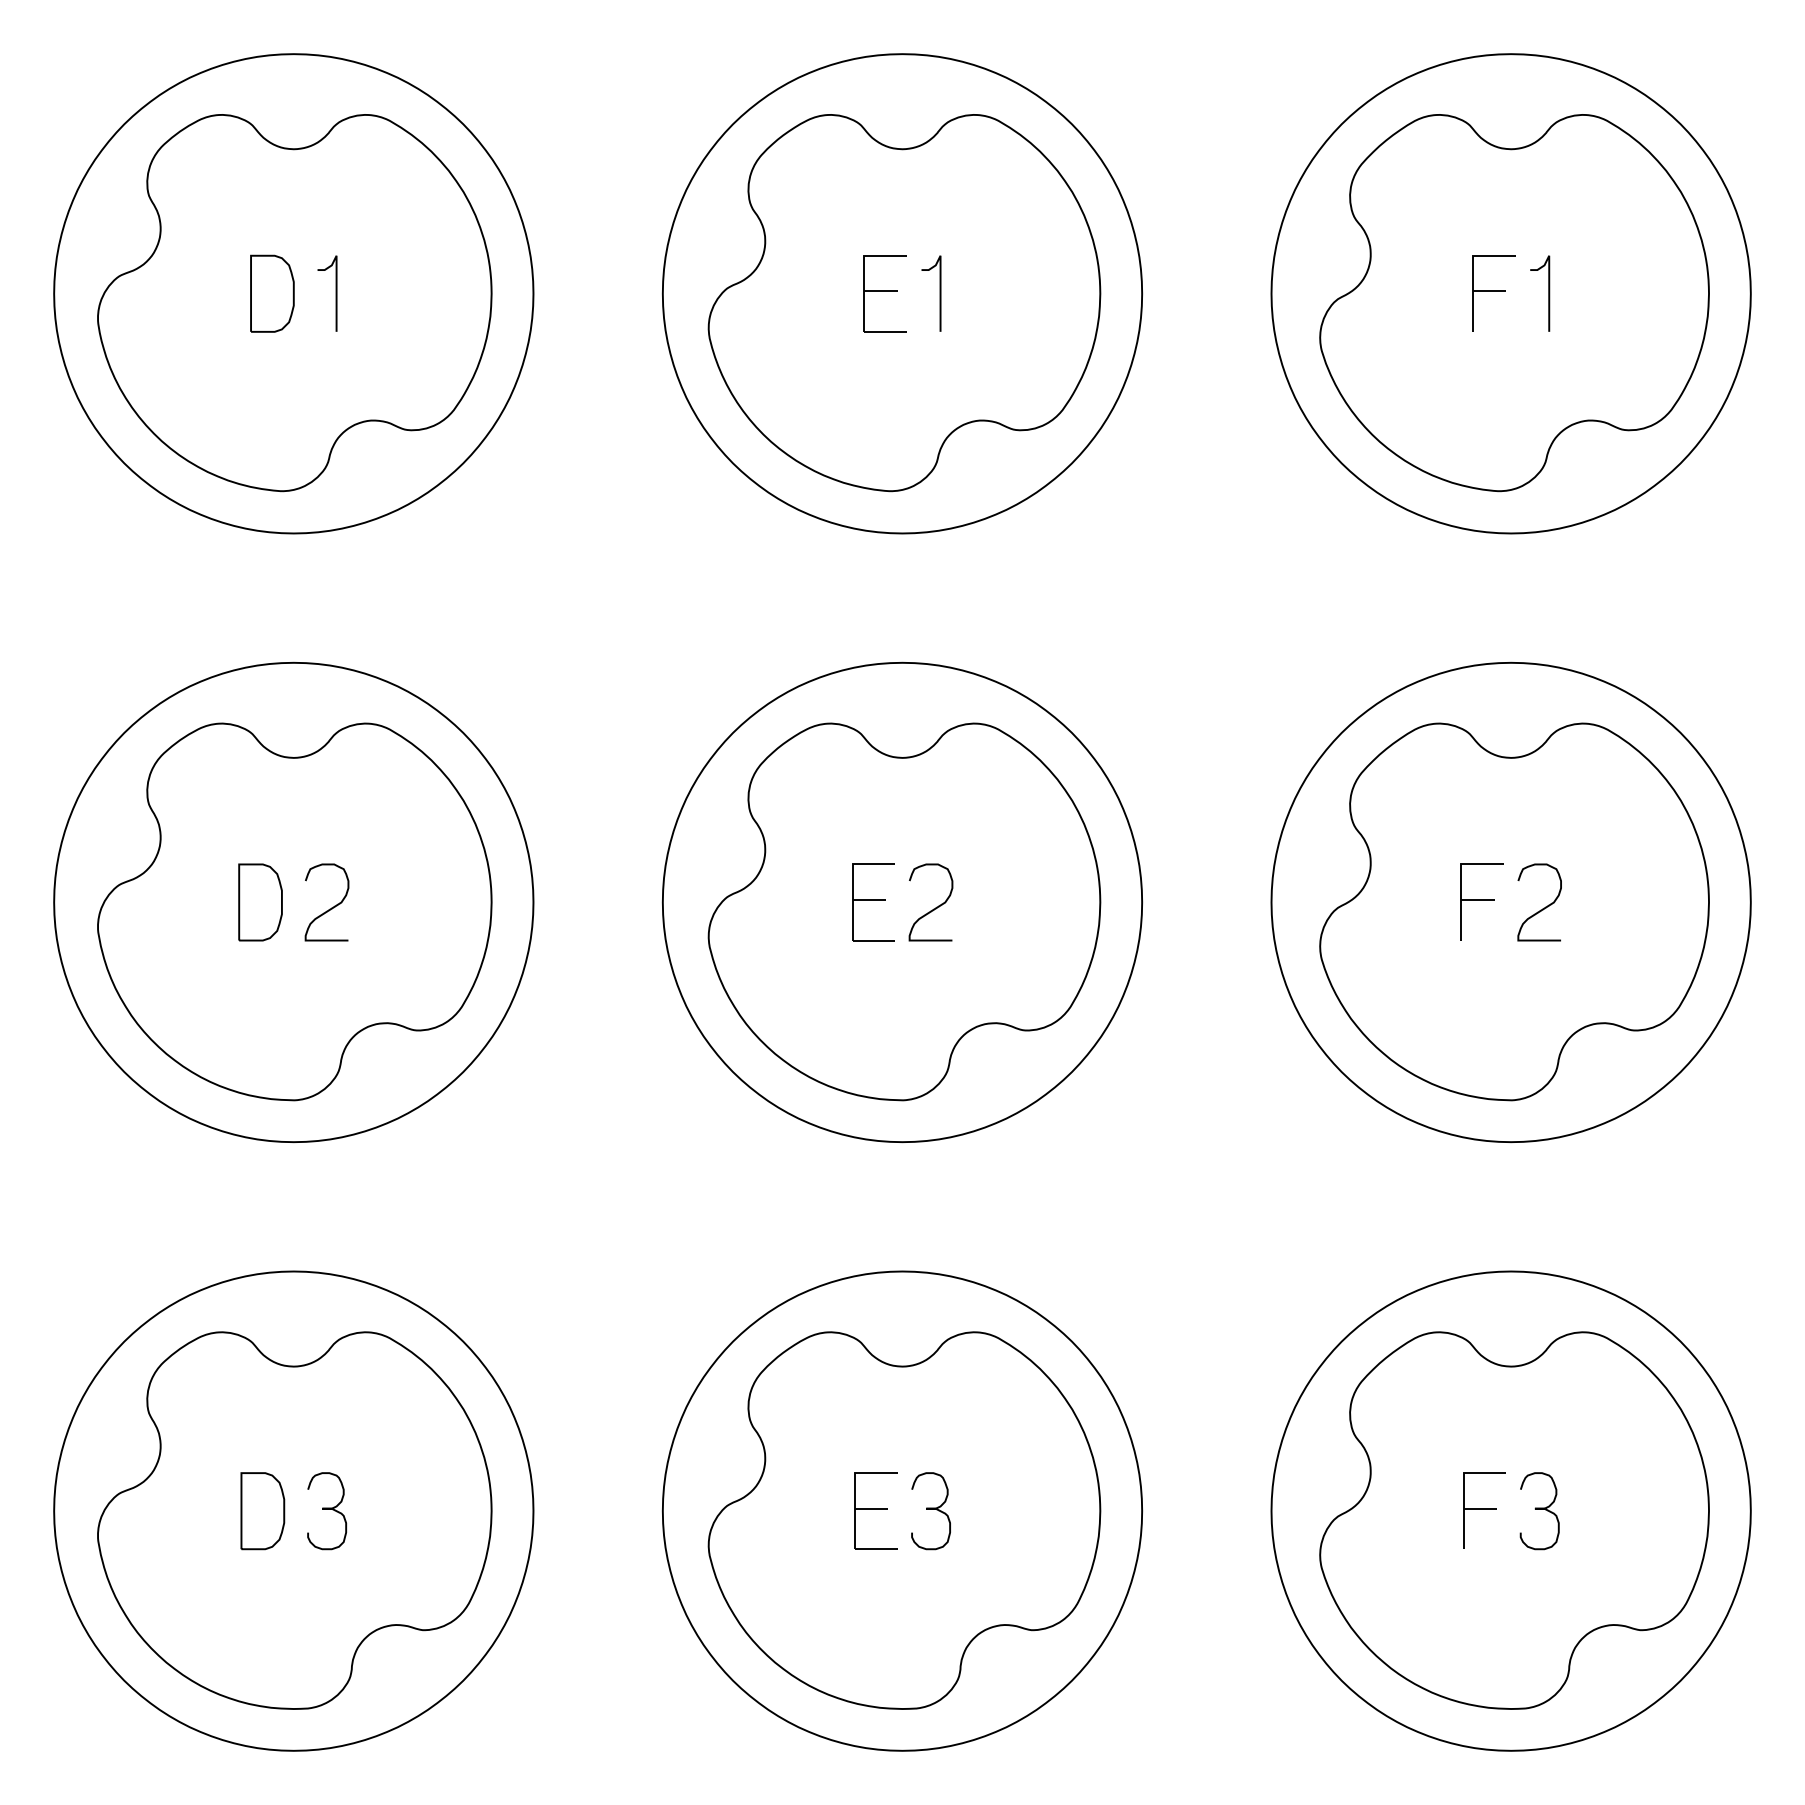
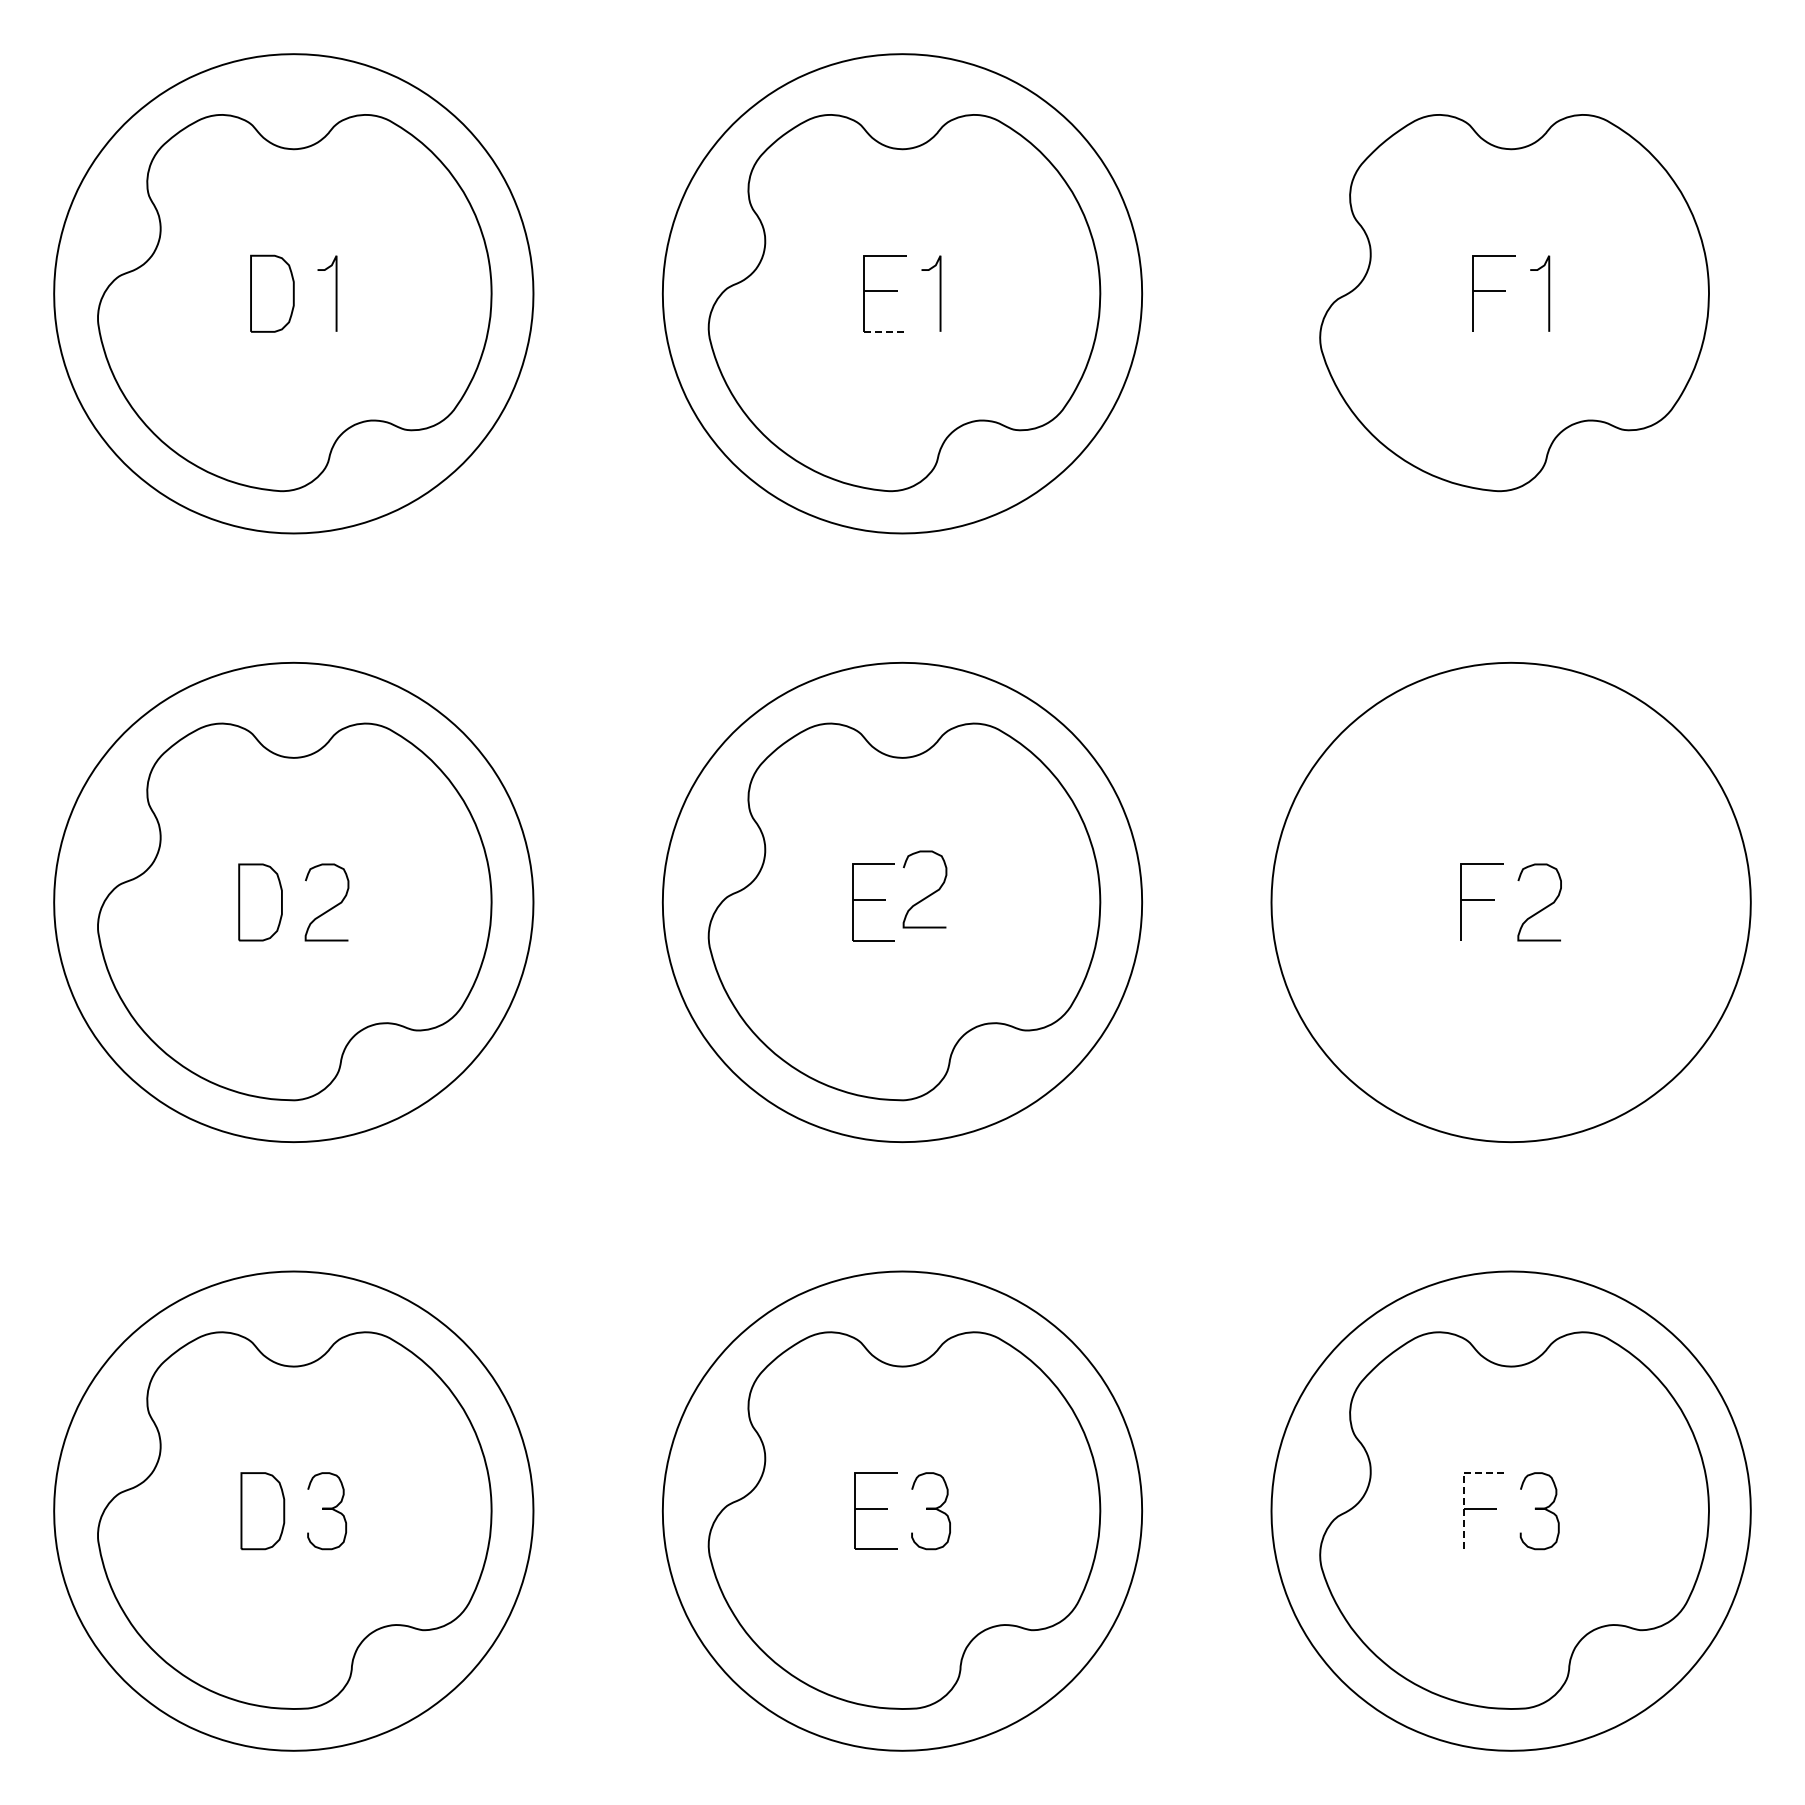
part: present -> none (1510, 293)
line: solid -> dashed (886, 331)
curve position: (933, 908) -> (927, 895) (927, 895)
part: present -> none (1514, 911)
line: solid -> dashed (1463, 1488)
